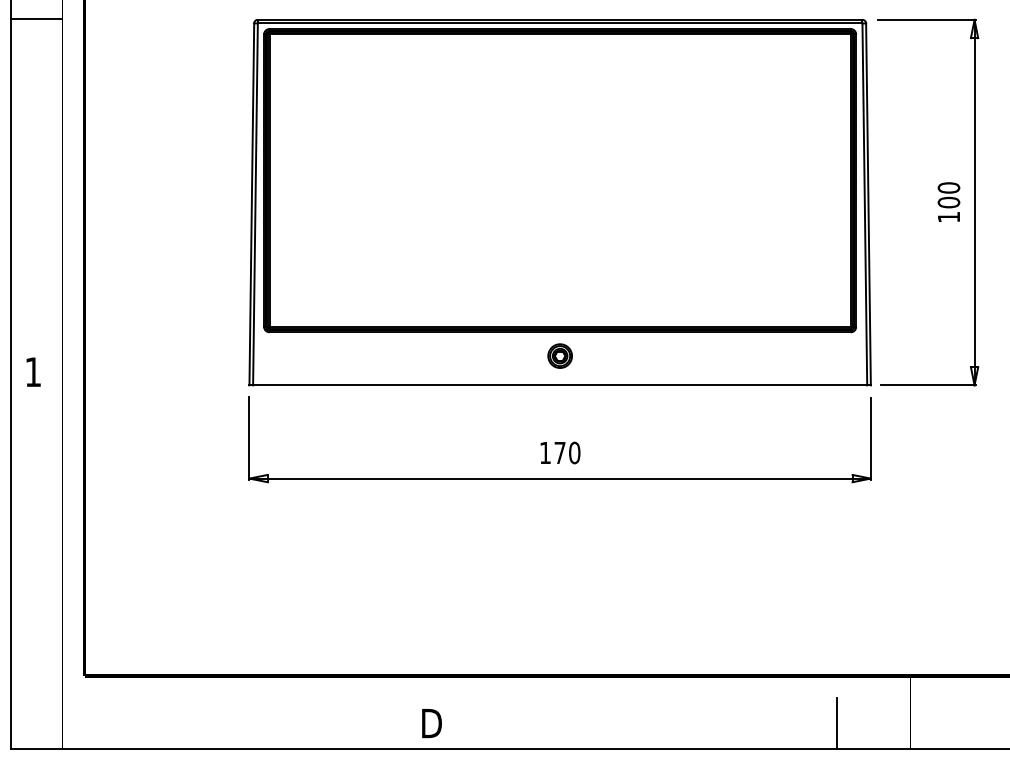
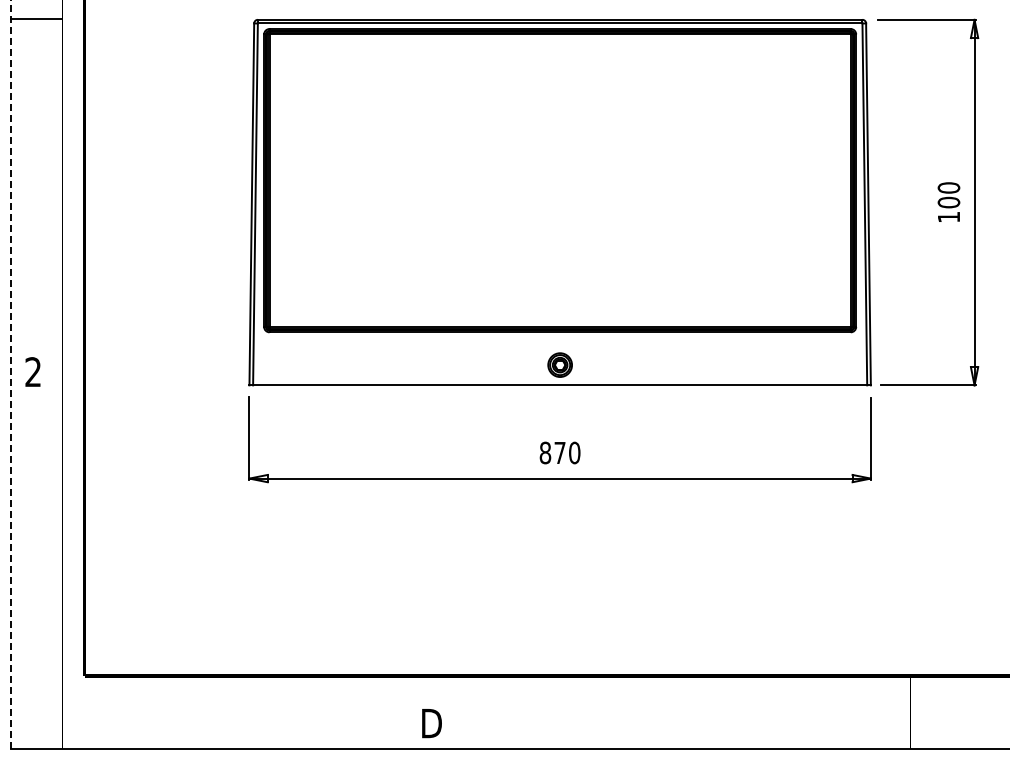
part position: (559, 355) -> (559, 364) (559, 364)
text: 1 -> 2 (32, 371)
line: solid -> dashed (11, 374)
text: 170 -> 870 (545, 452)
line: present -> none (837, 723)
